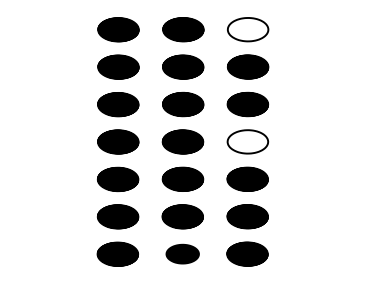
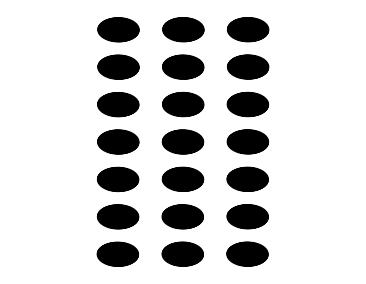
hatch: none -> present (247, 29)
hatch: none -> present (247, 141)
part size: 35x22 px -> 43x26 px (182, 253)
